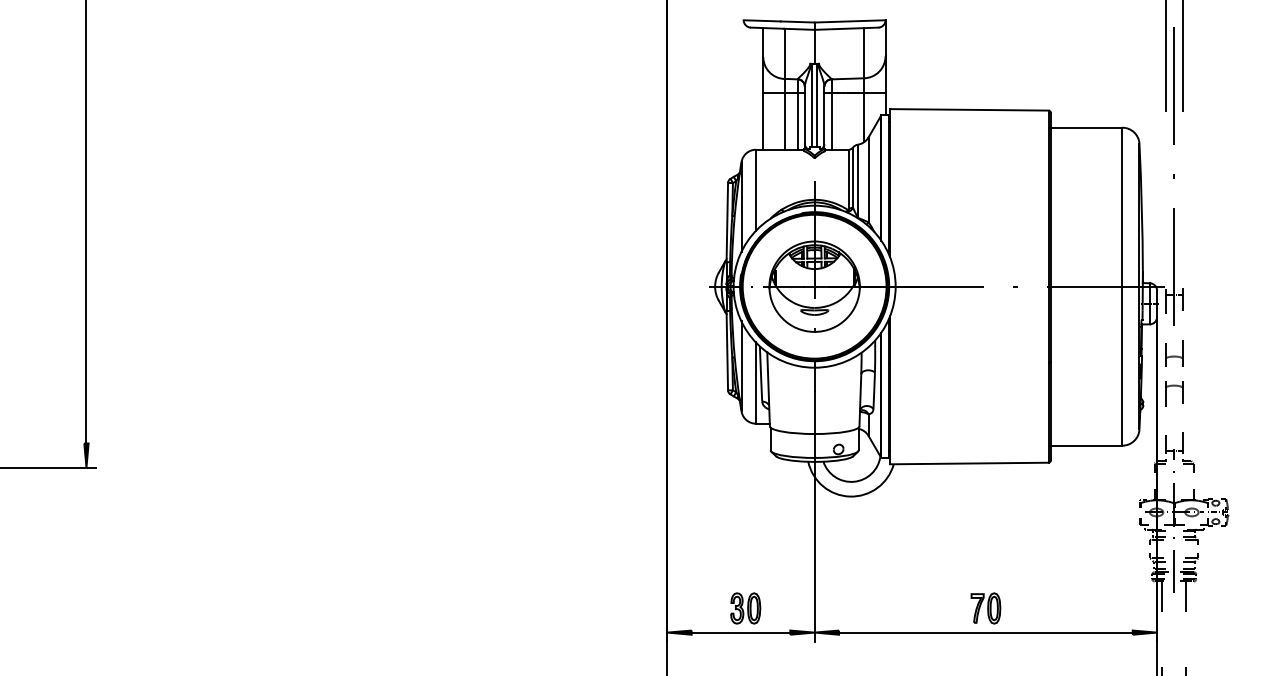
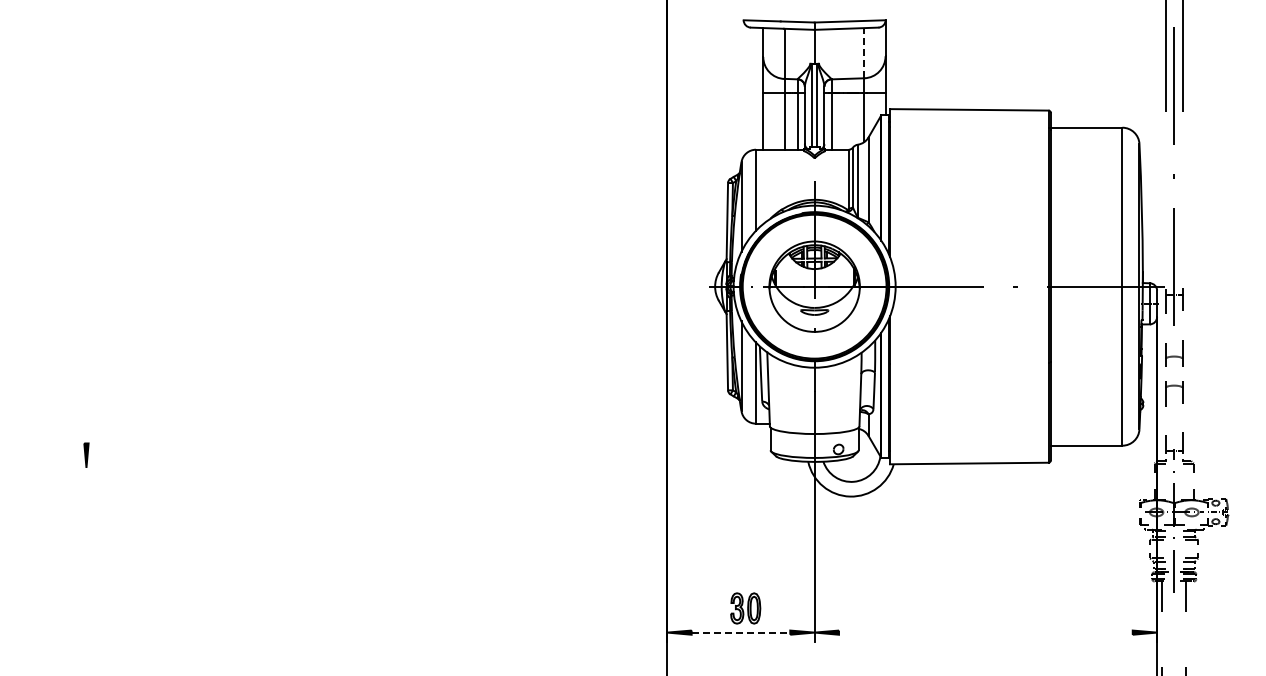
line: solid -> dashed (864, 52)
line: present -> none (86, 222)
line: present -> none (49, 467)
part: present -> none (985, 608)
line: solid -> dashed (741, 632)
line: present -> none (985, 632)
